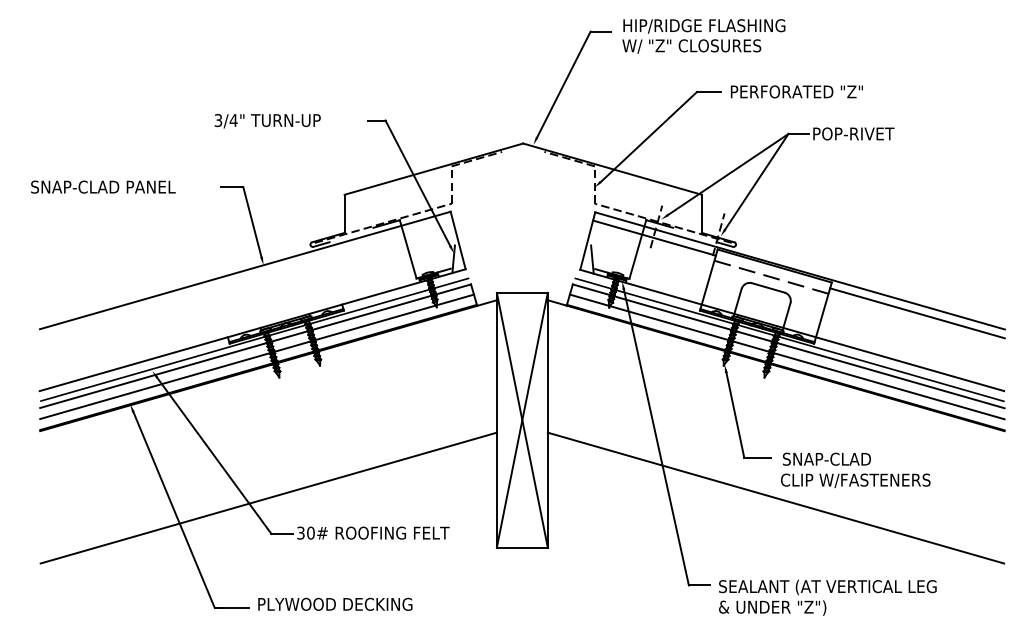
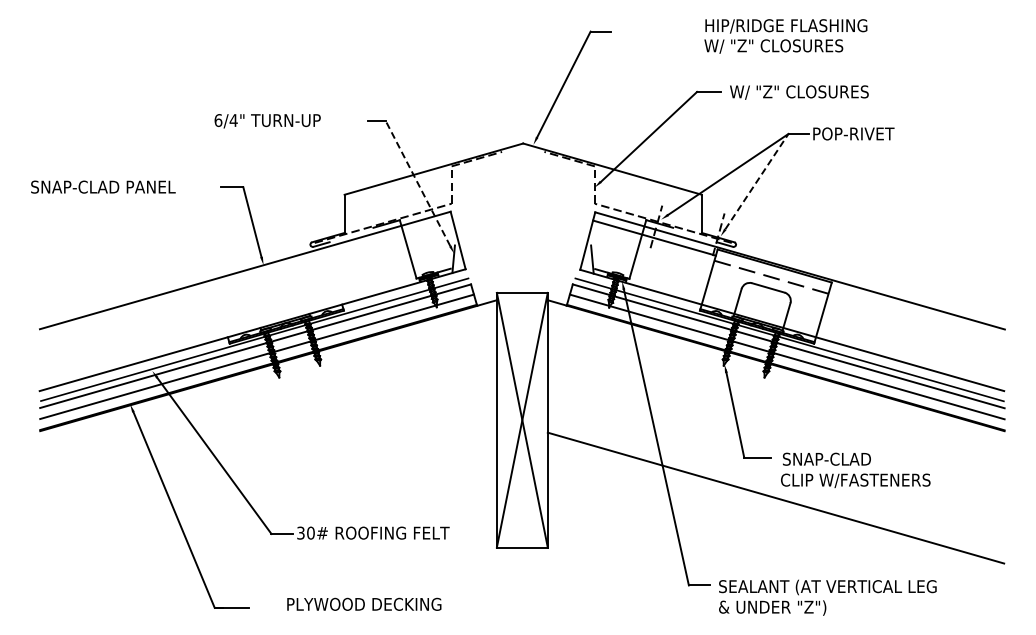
text position: (703, 36) -> (785, 36) (785, 36)
text: PERFORATED "Z" -> W/ "Z" CLOSURES (799, 92)
text: 3/4" -> 6/4" (218, 120)
line: solid -> dashed (757, 181)
line: solid -> dashed (417, 183)
line: present -> none (917, 313)
line: present -> none (268, 497)
text position: (335, 603) -> (364, 603) (364, 603)
